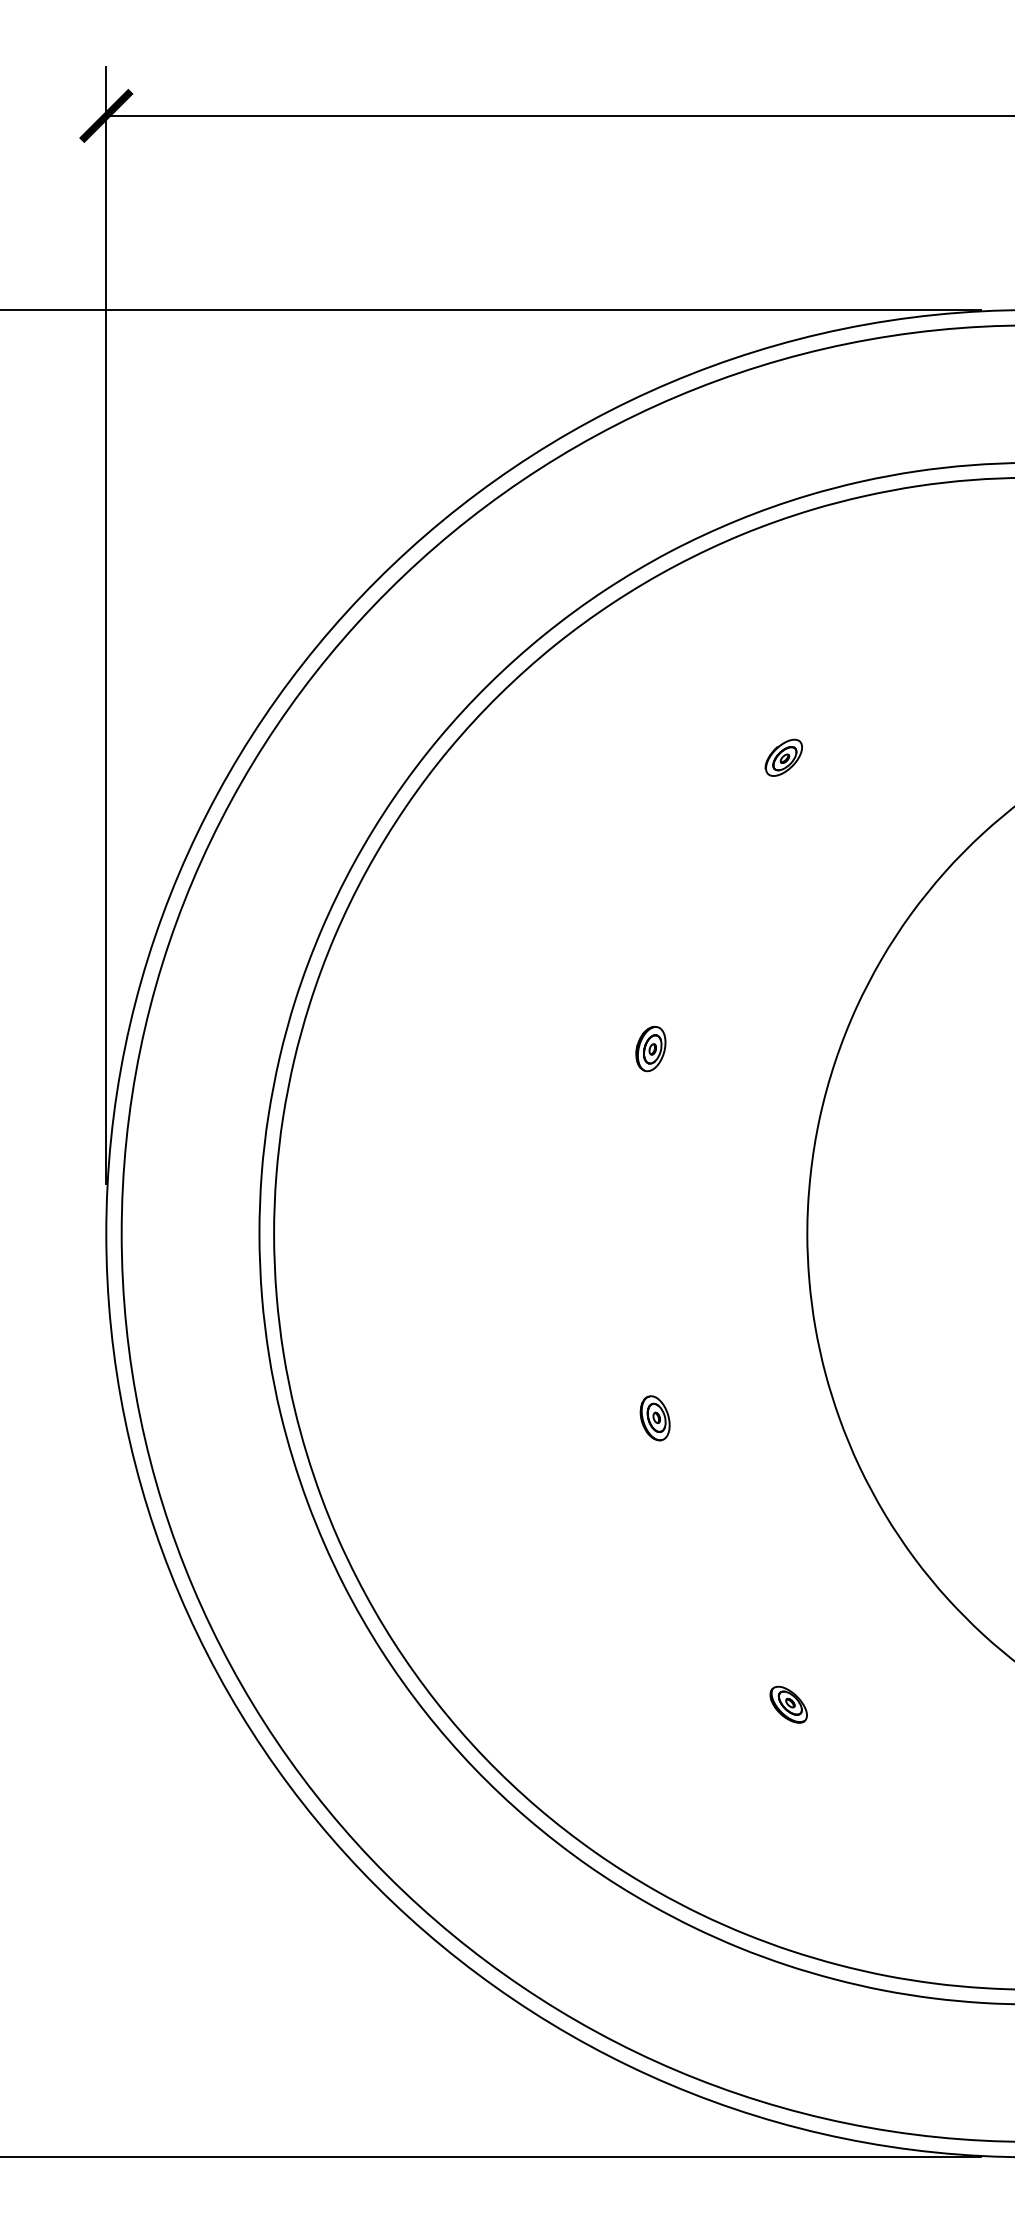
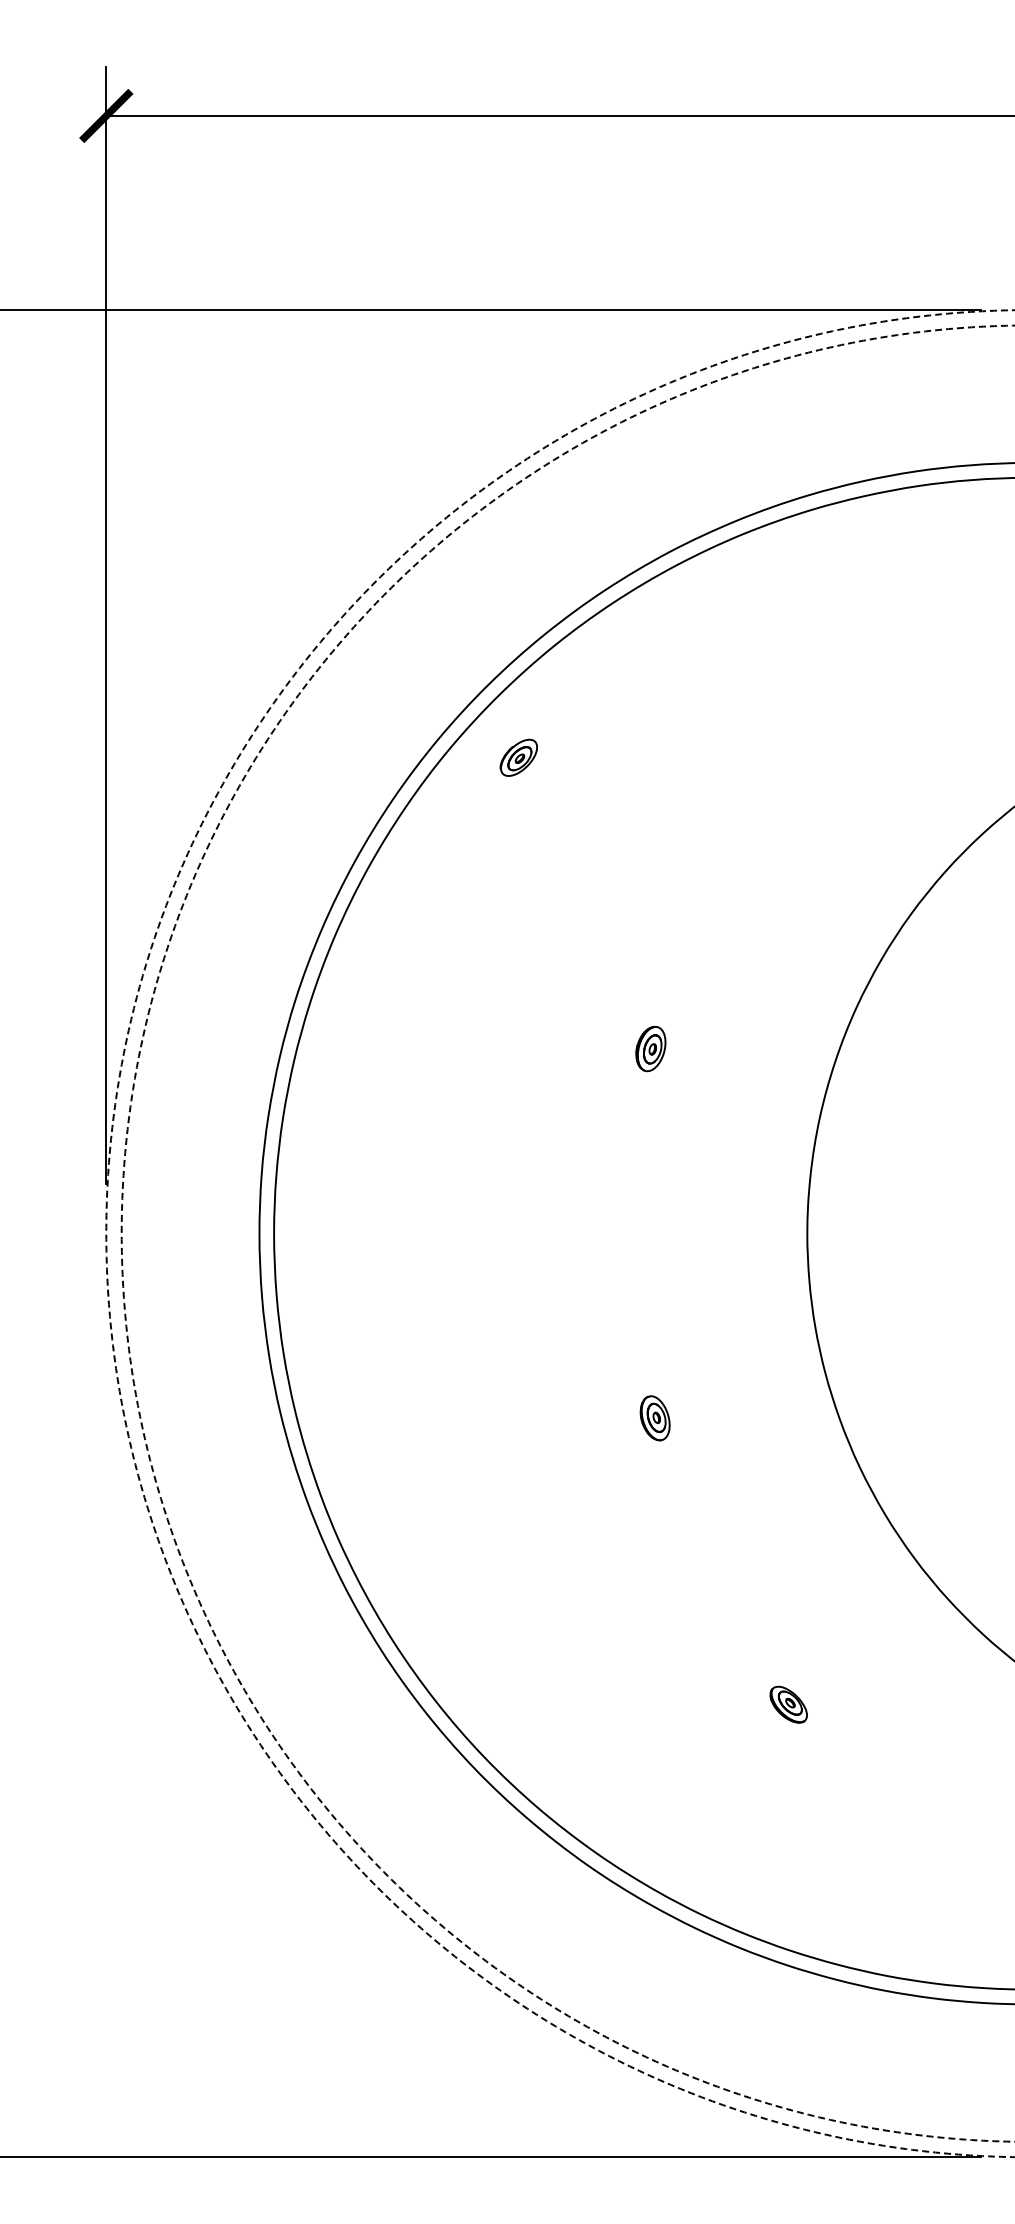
part position: (783, 757) -> (518, 757) (518, 757)
arc: solid -> dashed (106, 1233)
arc: solid -> dashed (121, 1233)
